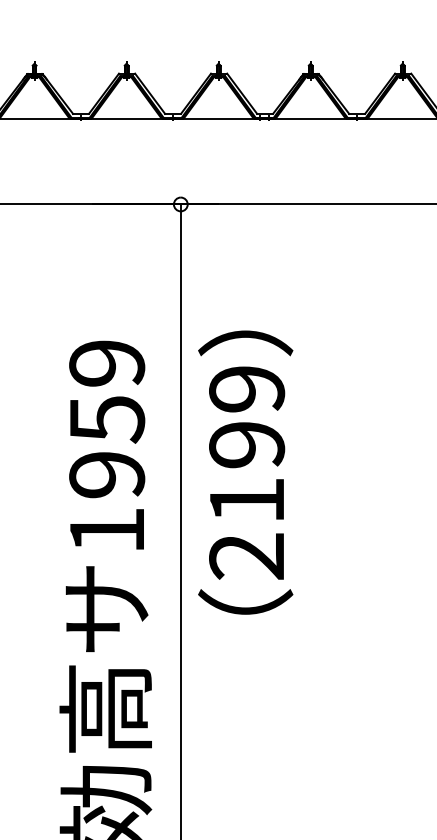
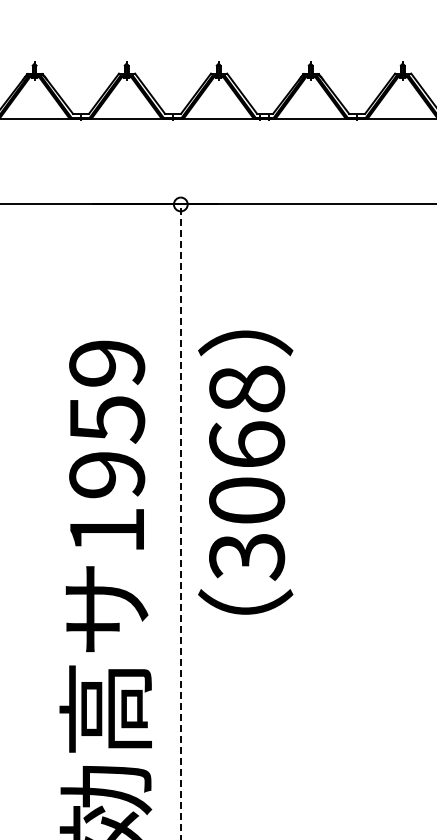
text: 2199 -> 3068 (247, 472)
line: solid -> dashed (180, 521)
